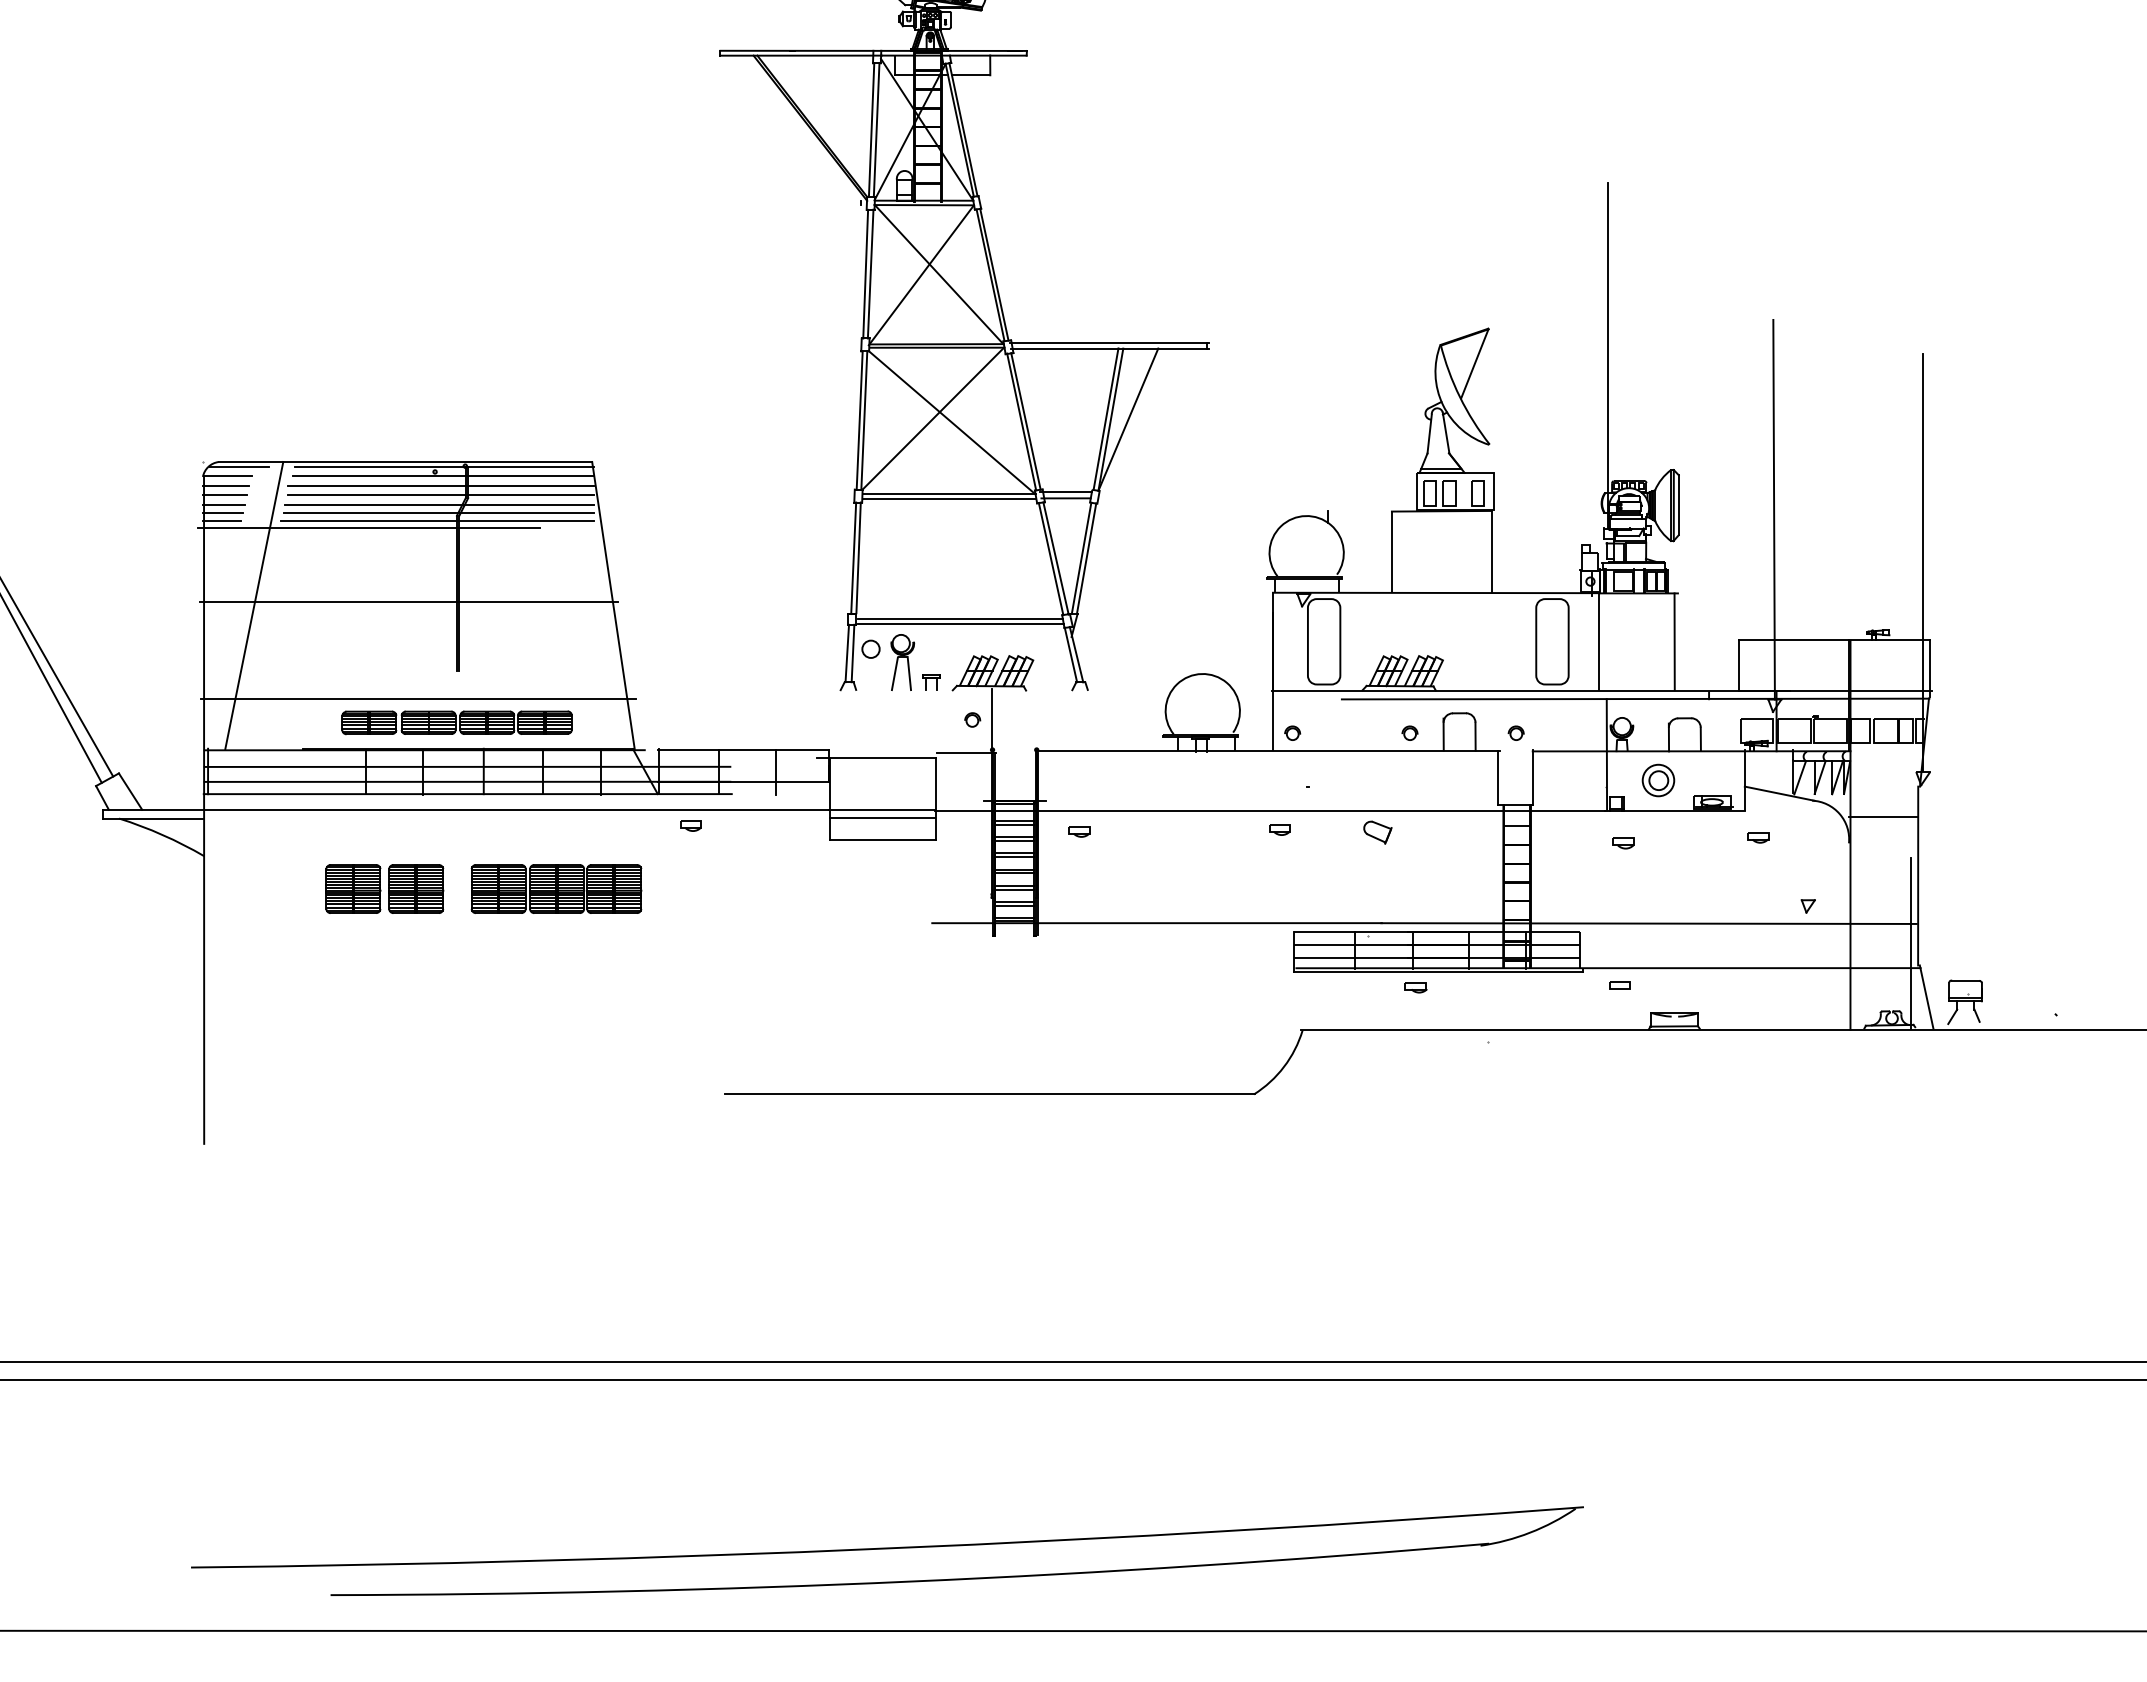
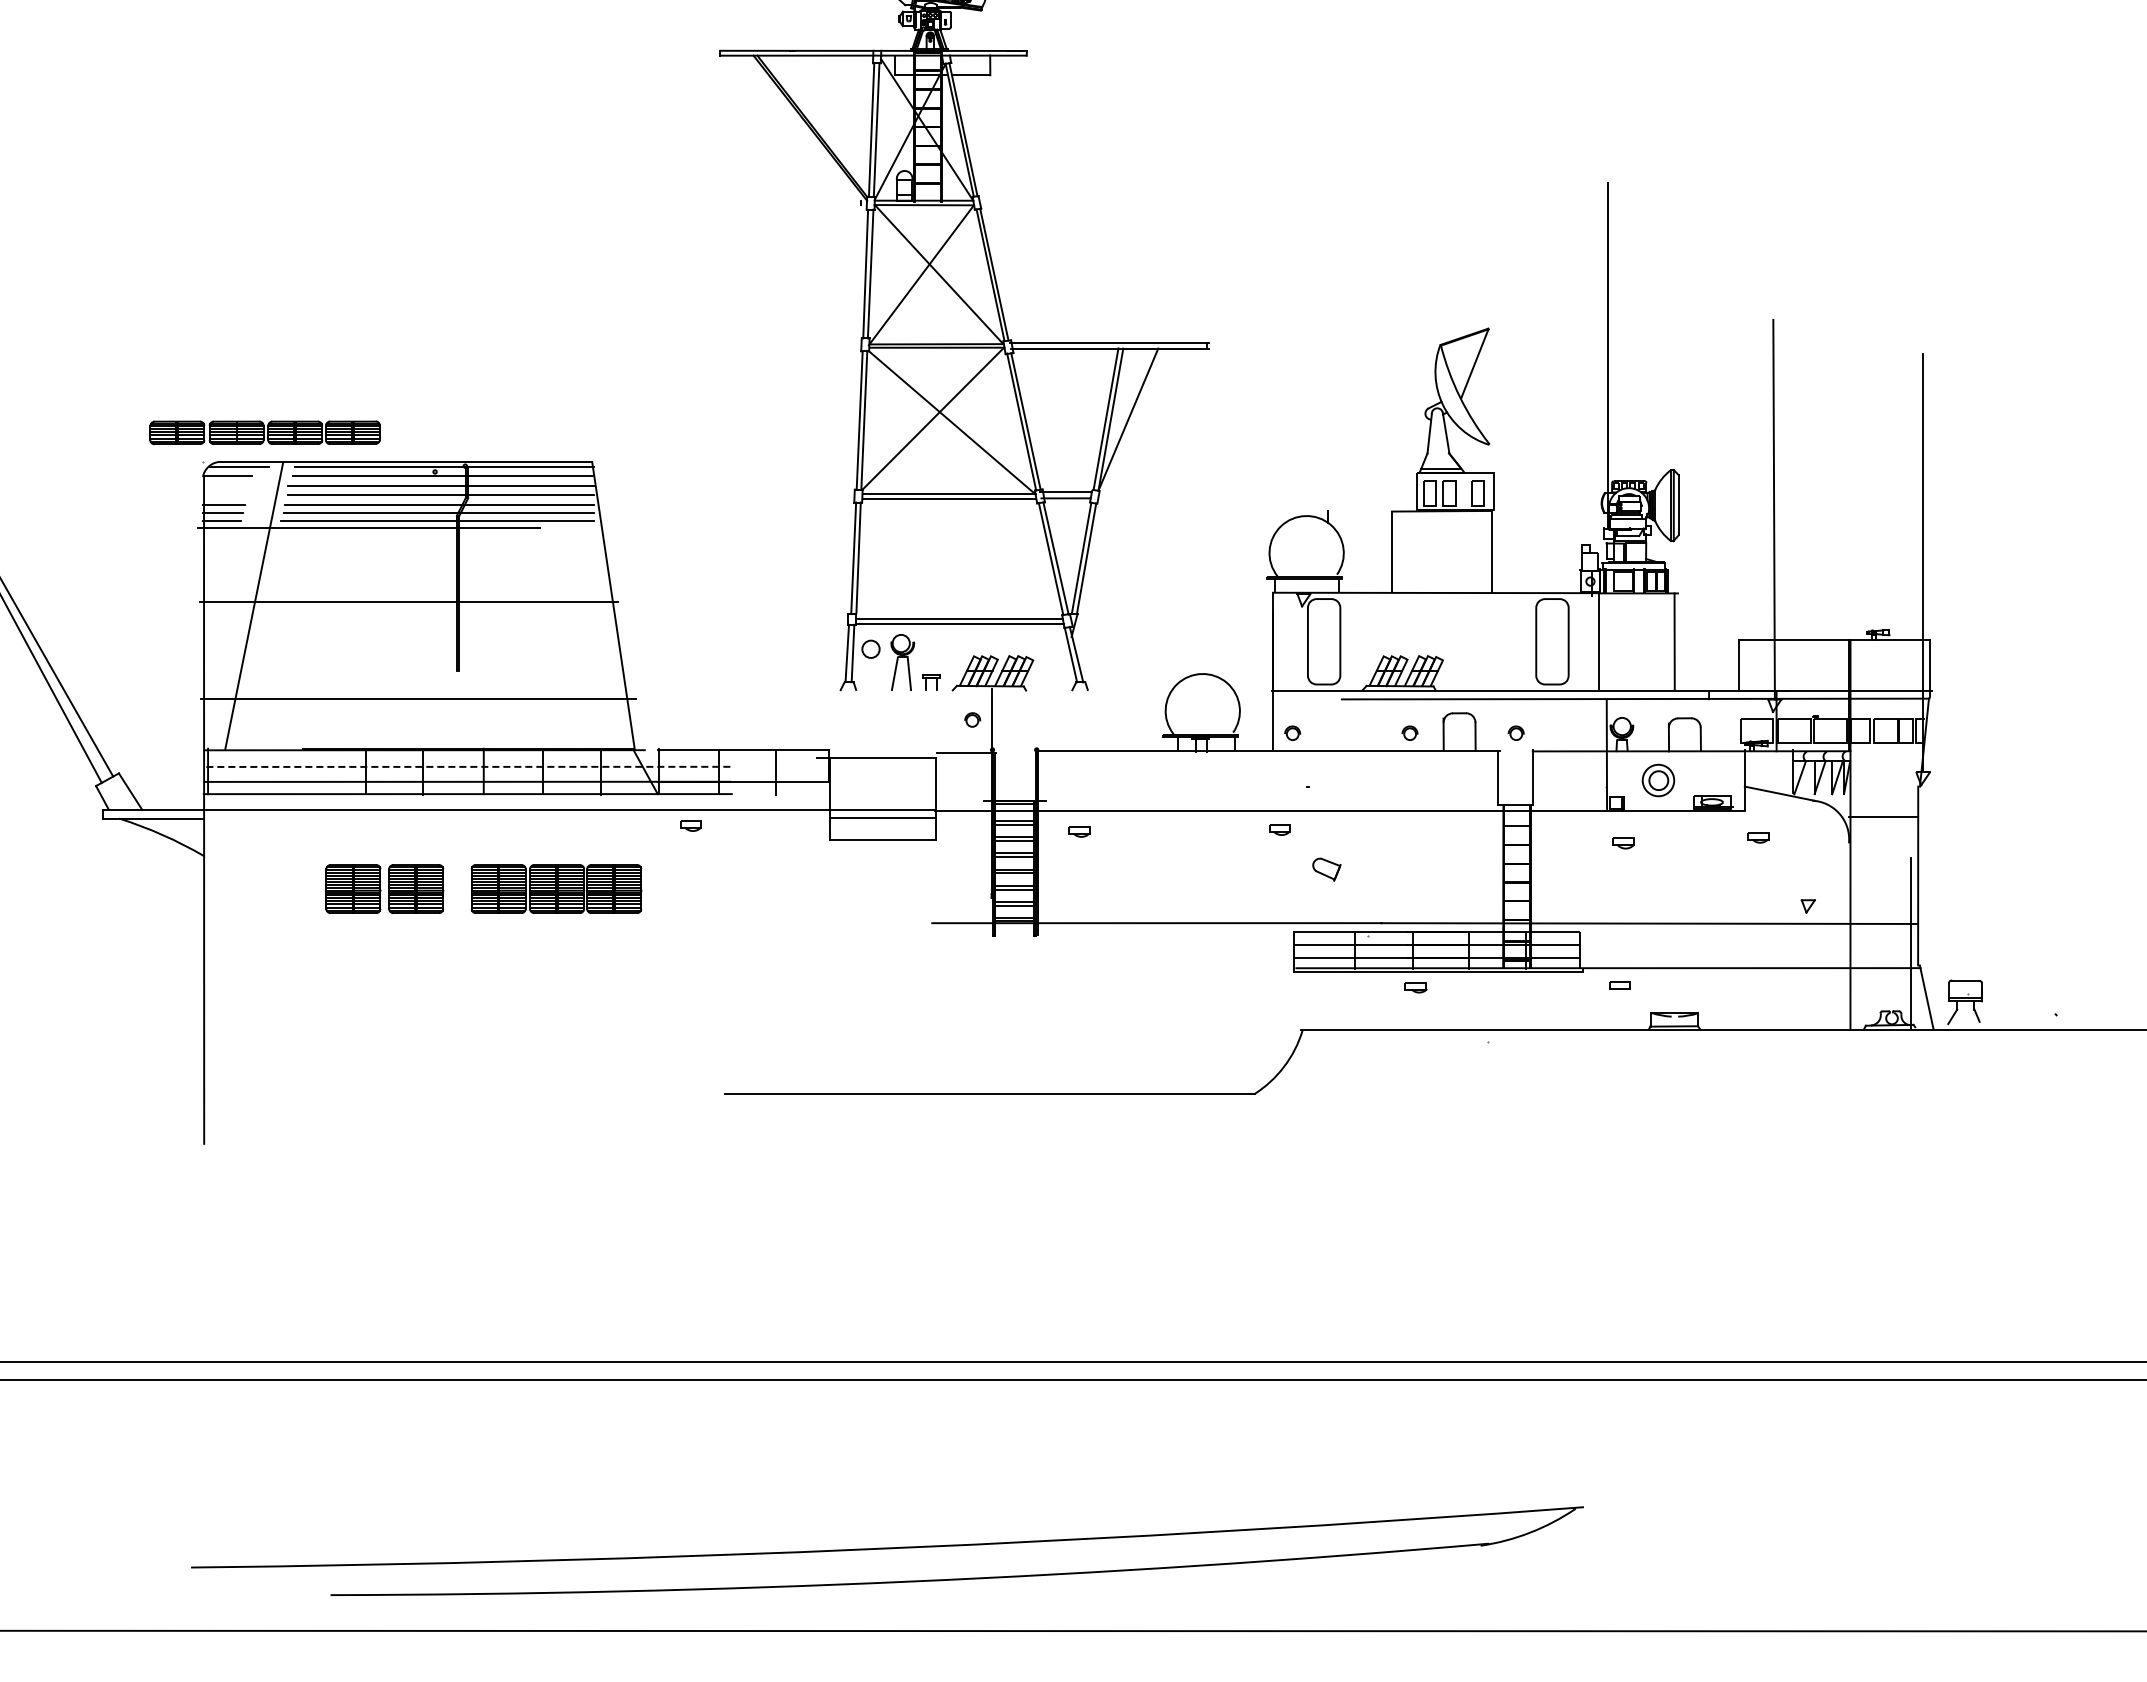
line: present -> none (226, 486)
line: present -> none (224, 494)
part position: (456, 722) -> (264, 432) (264, 432)
line: solid -> dashed (467, 766)
part position: (1377, 832) -> (1326, 869) (1326, 869)
